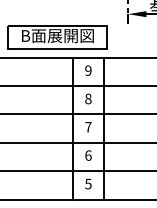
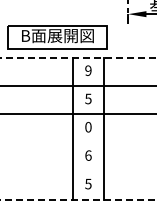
line: solid -> dashed (78, 57)
text: 8 -> 5 (88, 98)
text: 7 -> 0 (88, 127)
line: present -> none (77, 142)
line: present -> none (77, 171)
line: solid -> dashed (78, 199)
